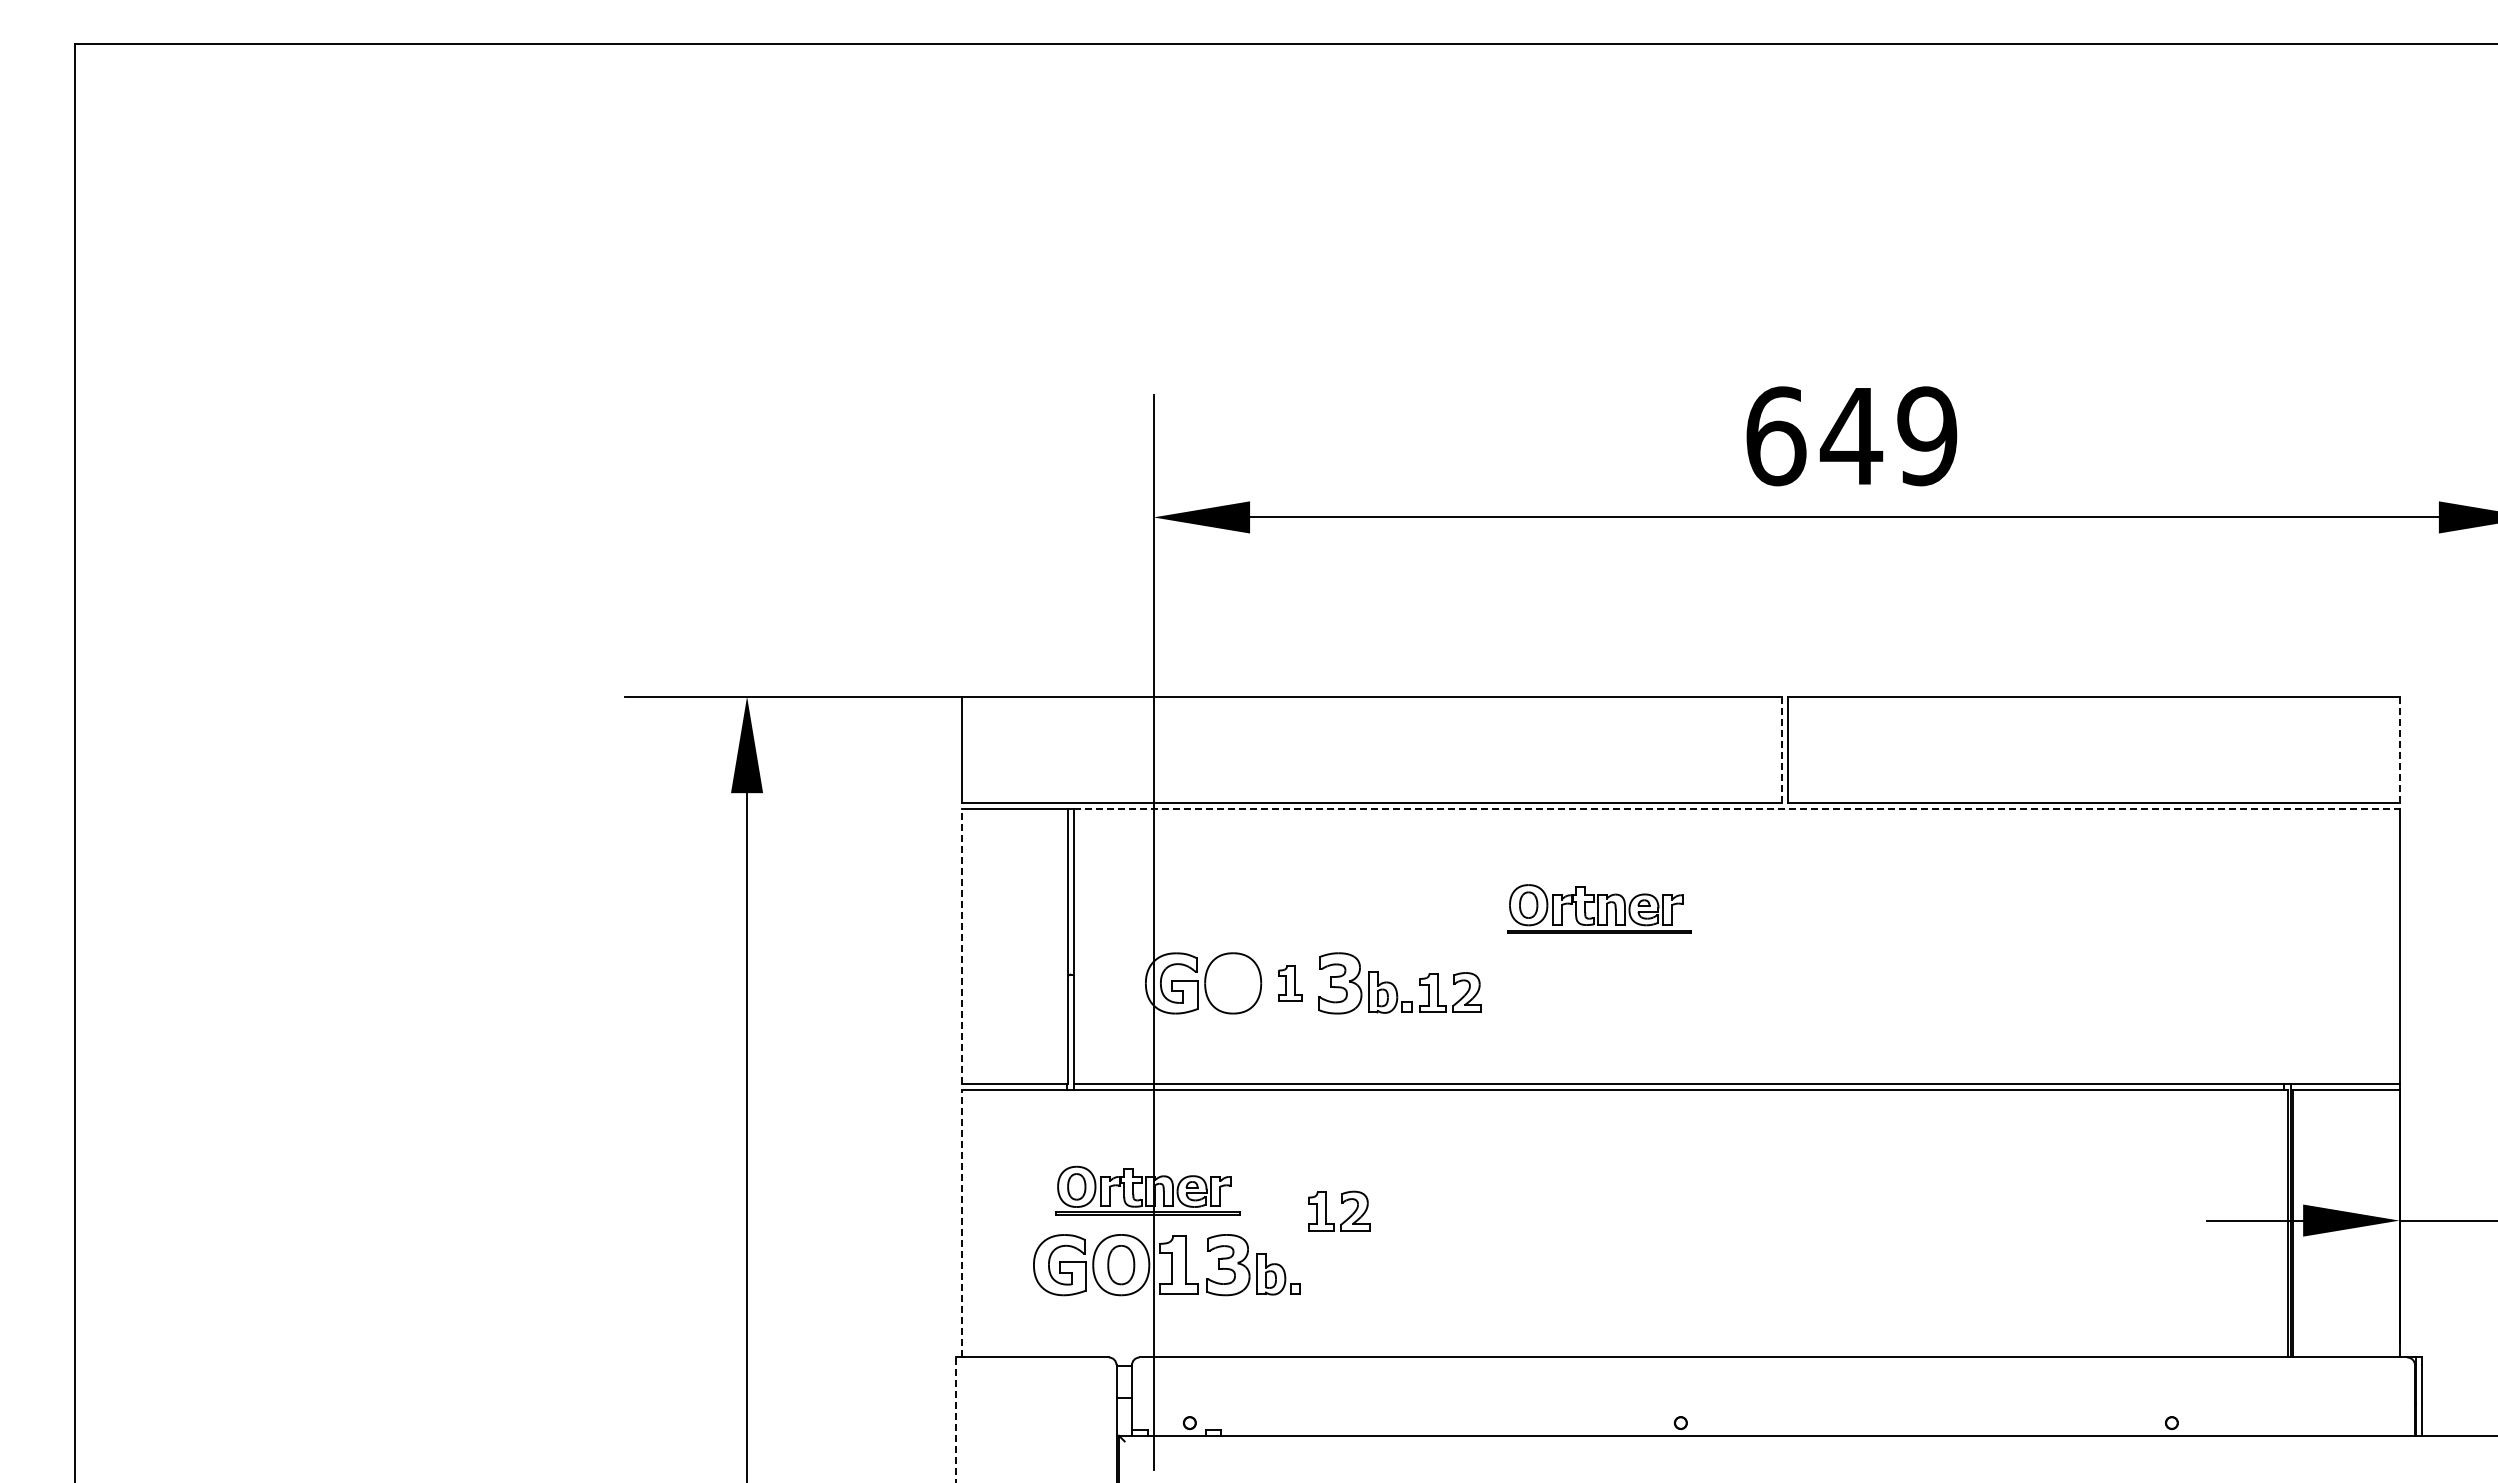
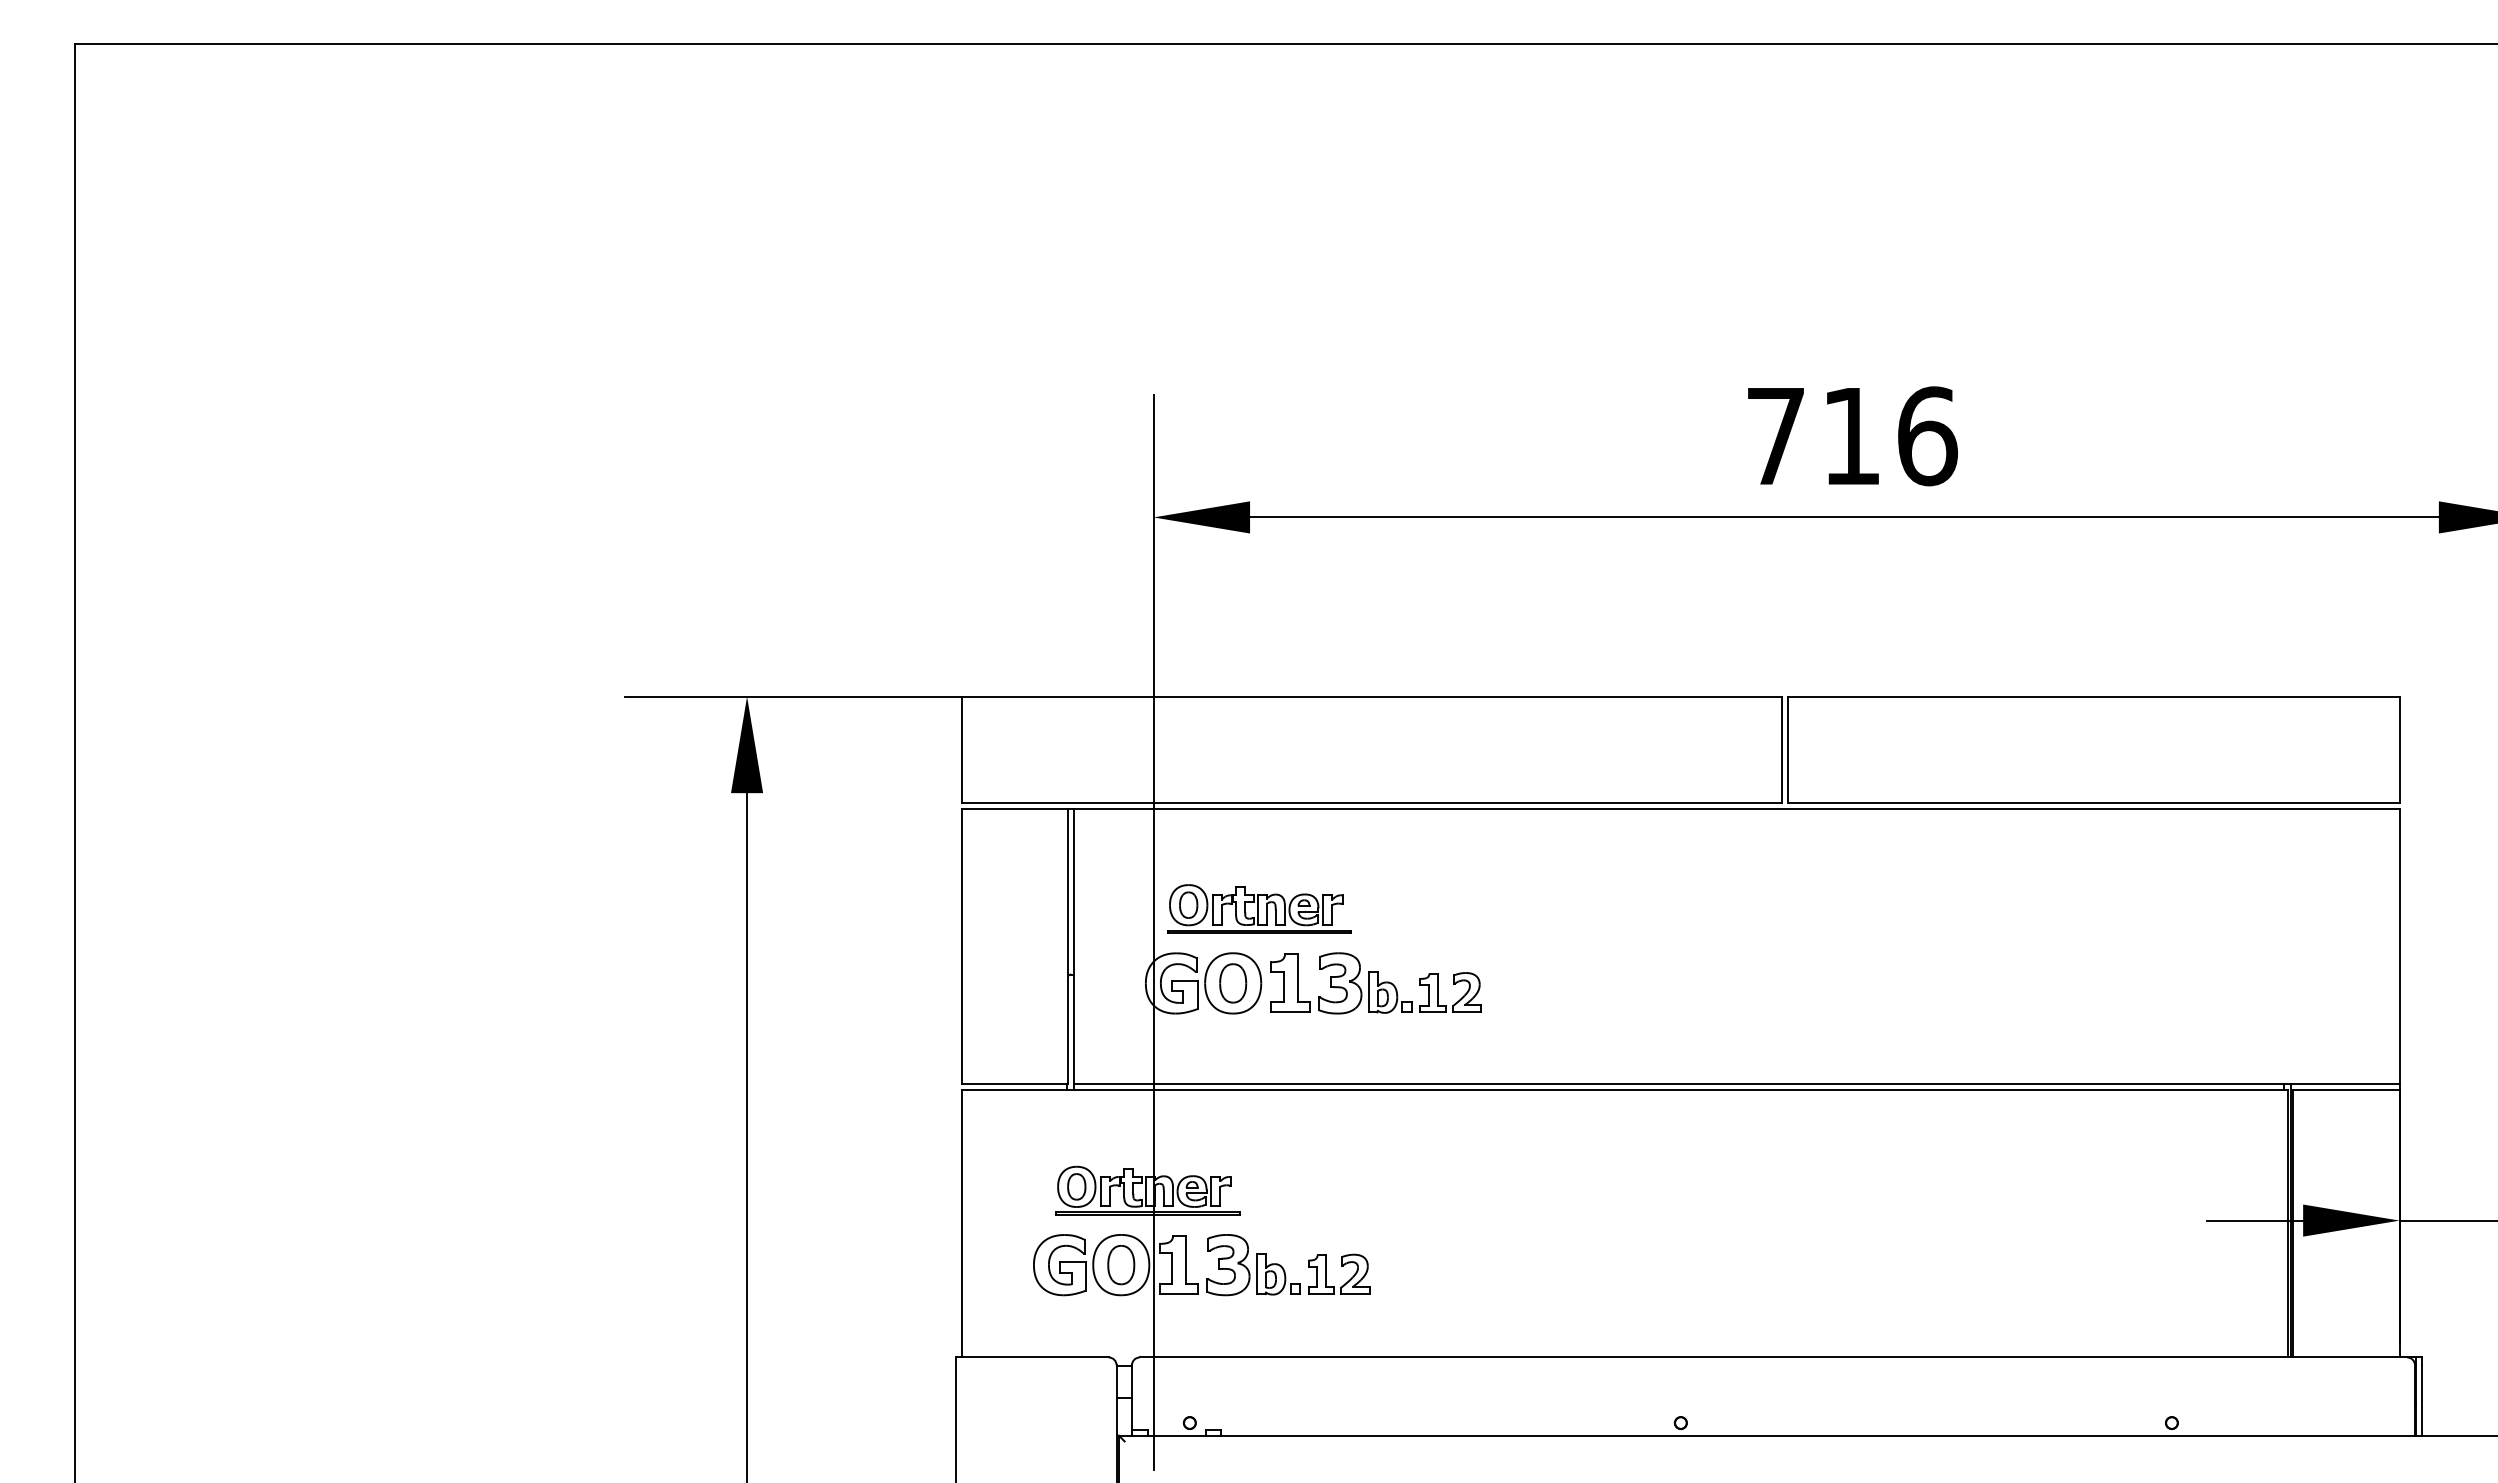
text: 649 -> 716 (1851, 436)
line: dashed -> solid (1782, 749)
line: dashed -> solid (2399, 749)
line: dashed -> solid (1736, 808)
part position: (1599, 908) -> (1259, 908) (1259, 908)
line: dashed -> solid (962, 946)
part: none -> present (1233, 983)
part size: 25x37 px -> 41x60 px (1290, 982)
part position: (1341, 1203) -> (1341, 1266) (1341, 1266)
line: dashed -> solid (962, 1223)
line: dashed -> solid (956, 1419)
